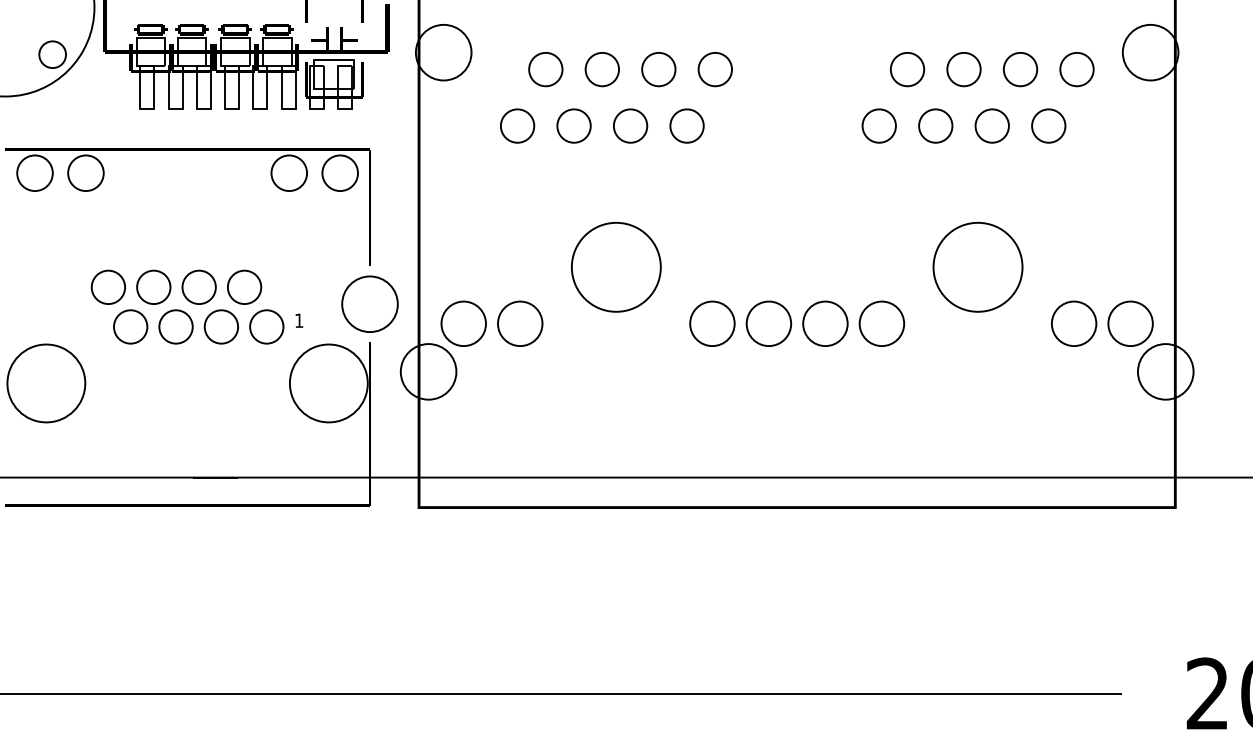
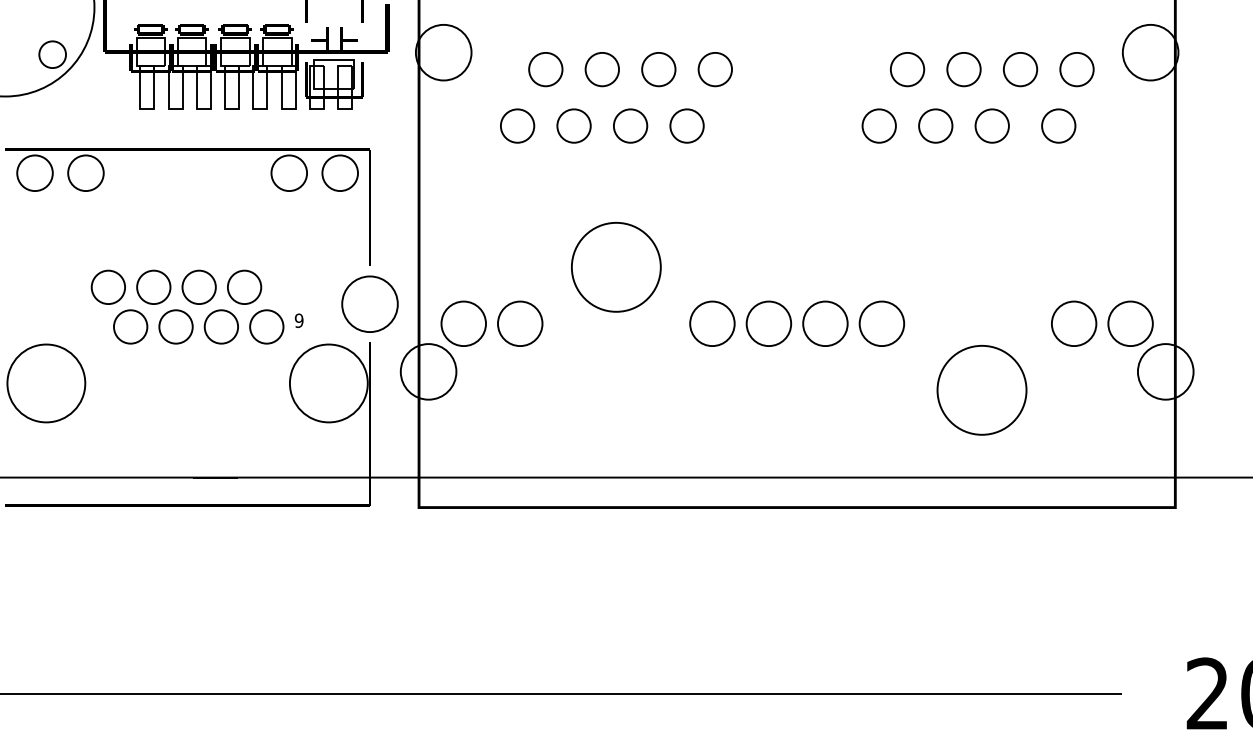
circle position: (1048, 125) -> (1058, 125) (1058, 125)
circle position: (977, 267) -> (981, 390) (981, 390)
text: 1 -> 9 (298, 320)
